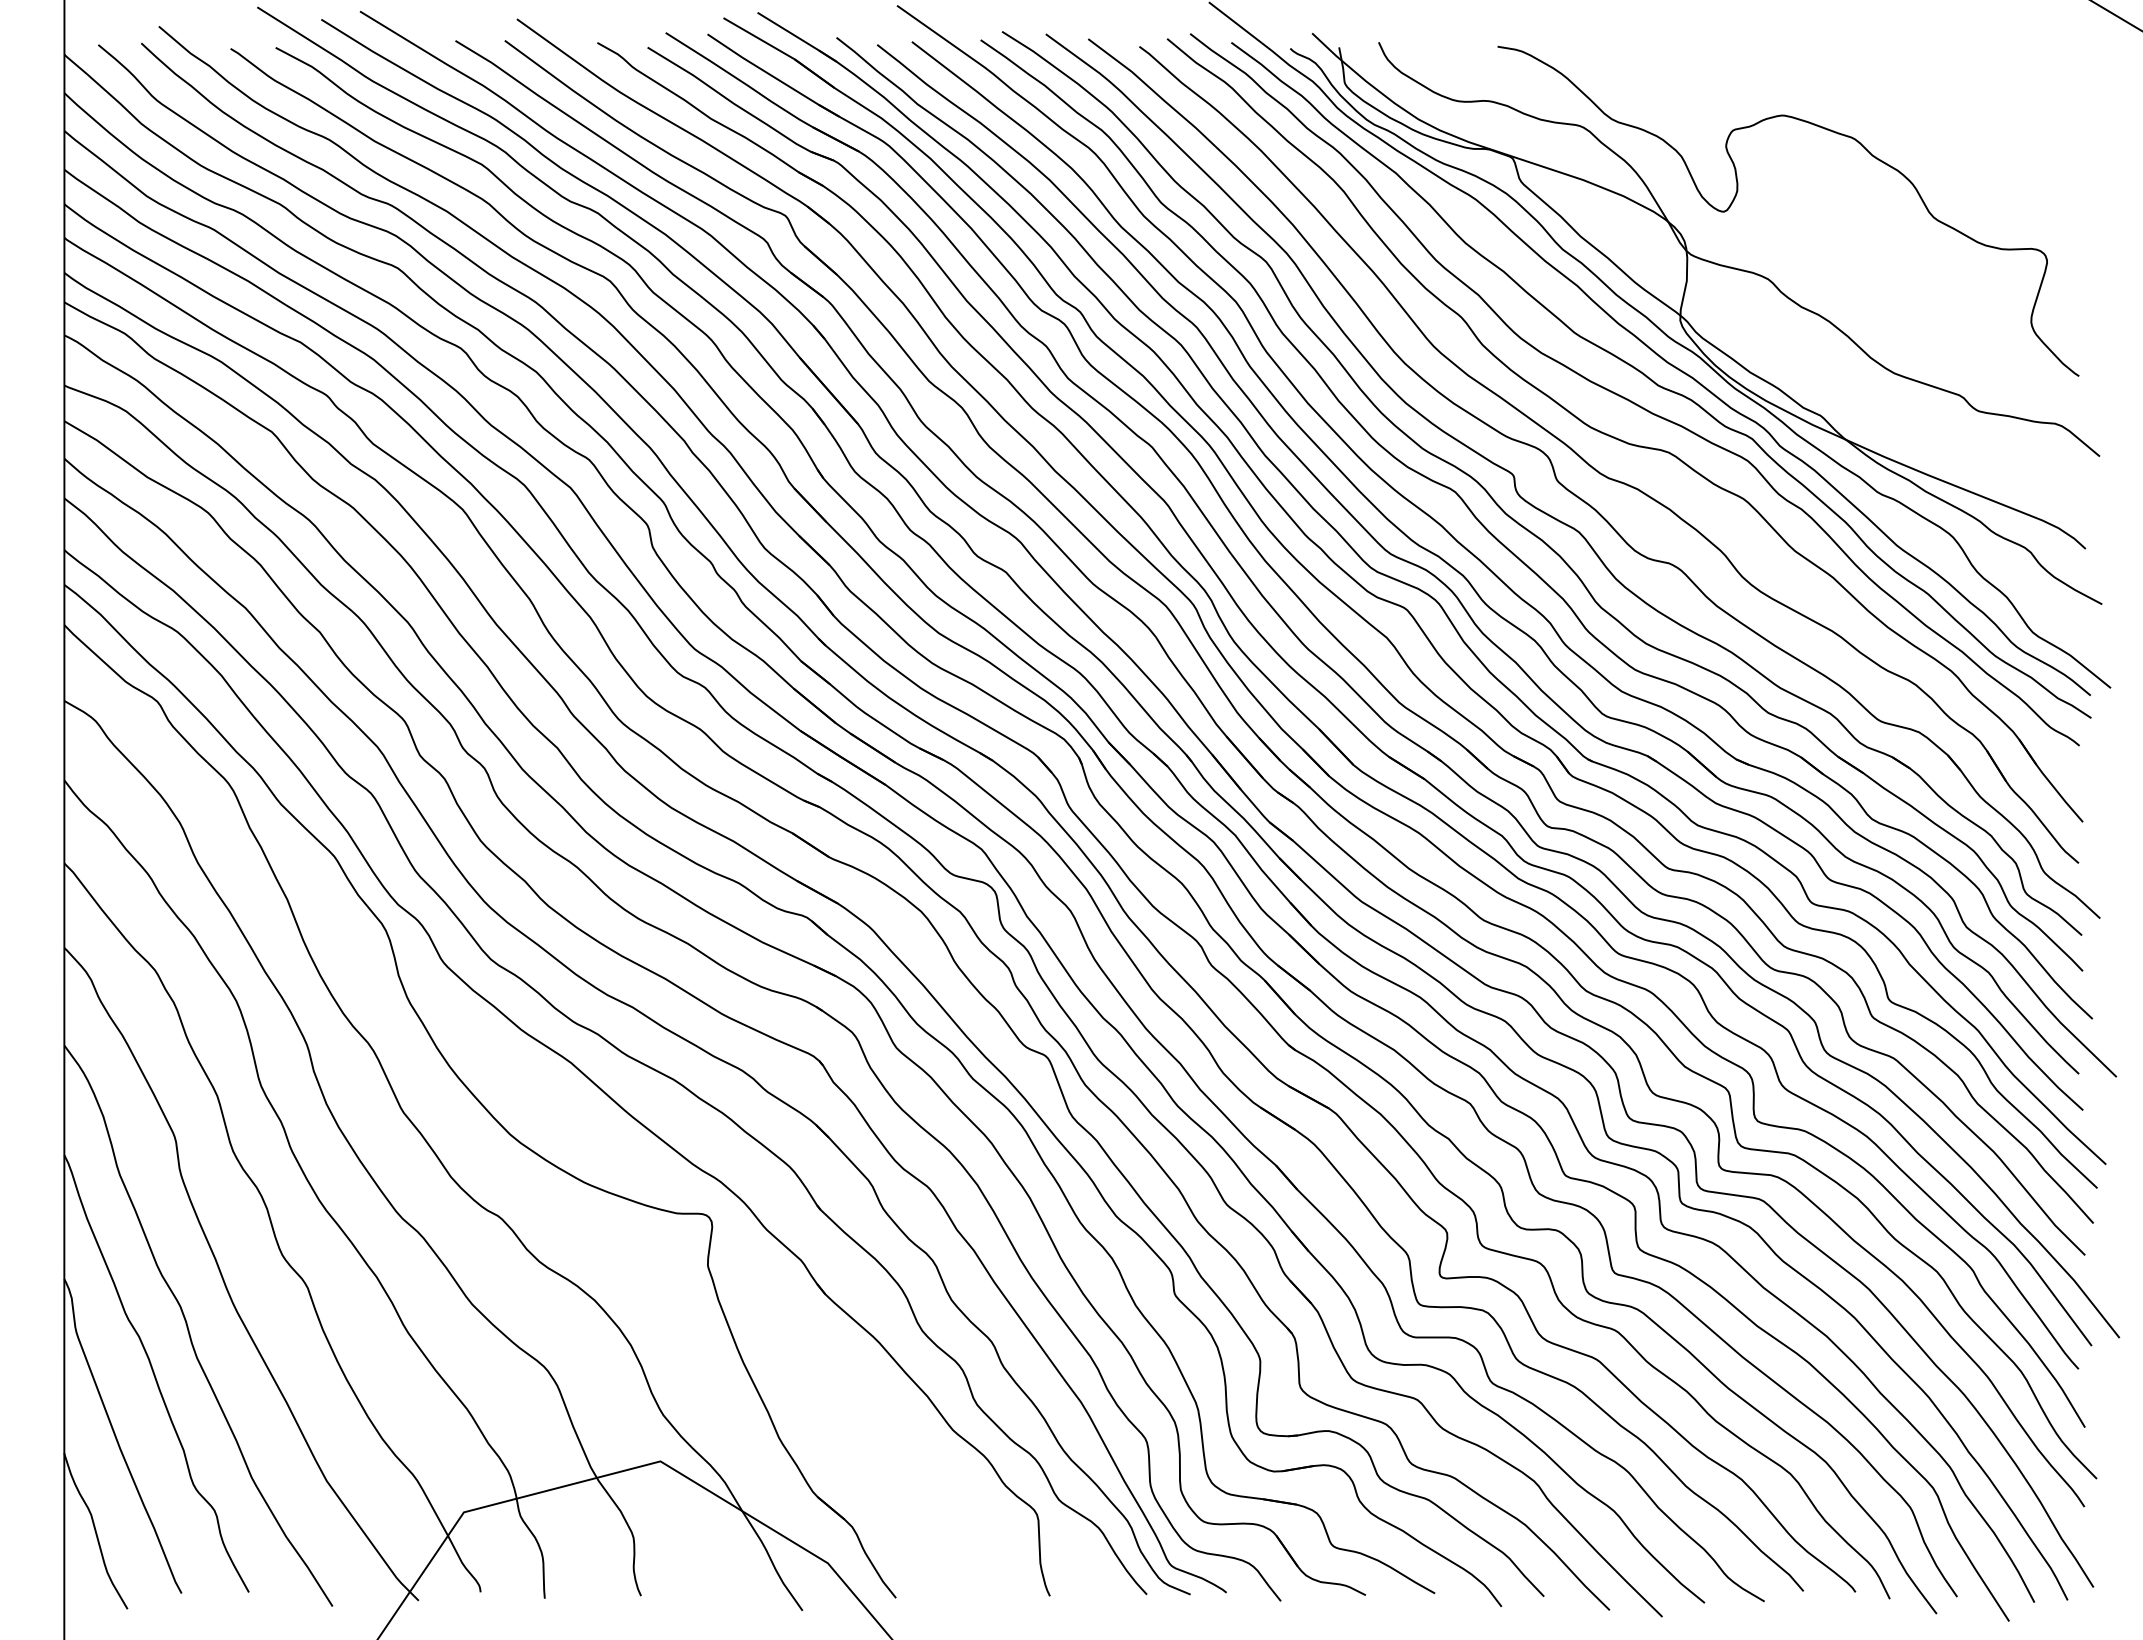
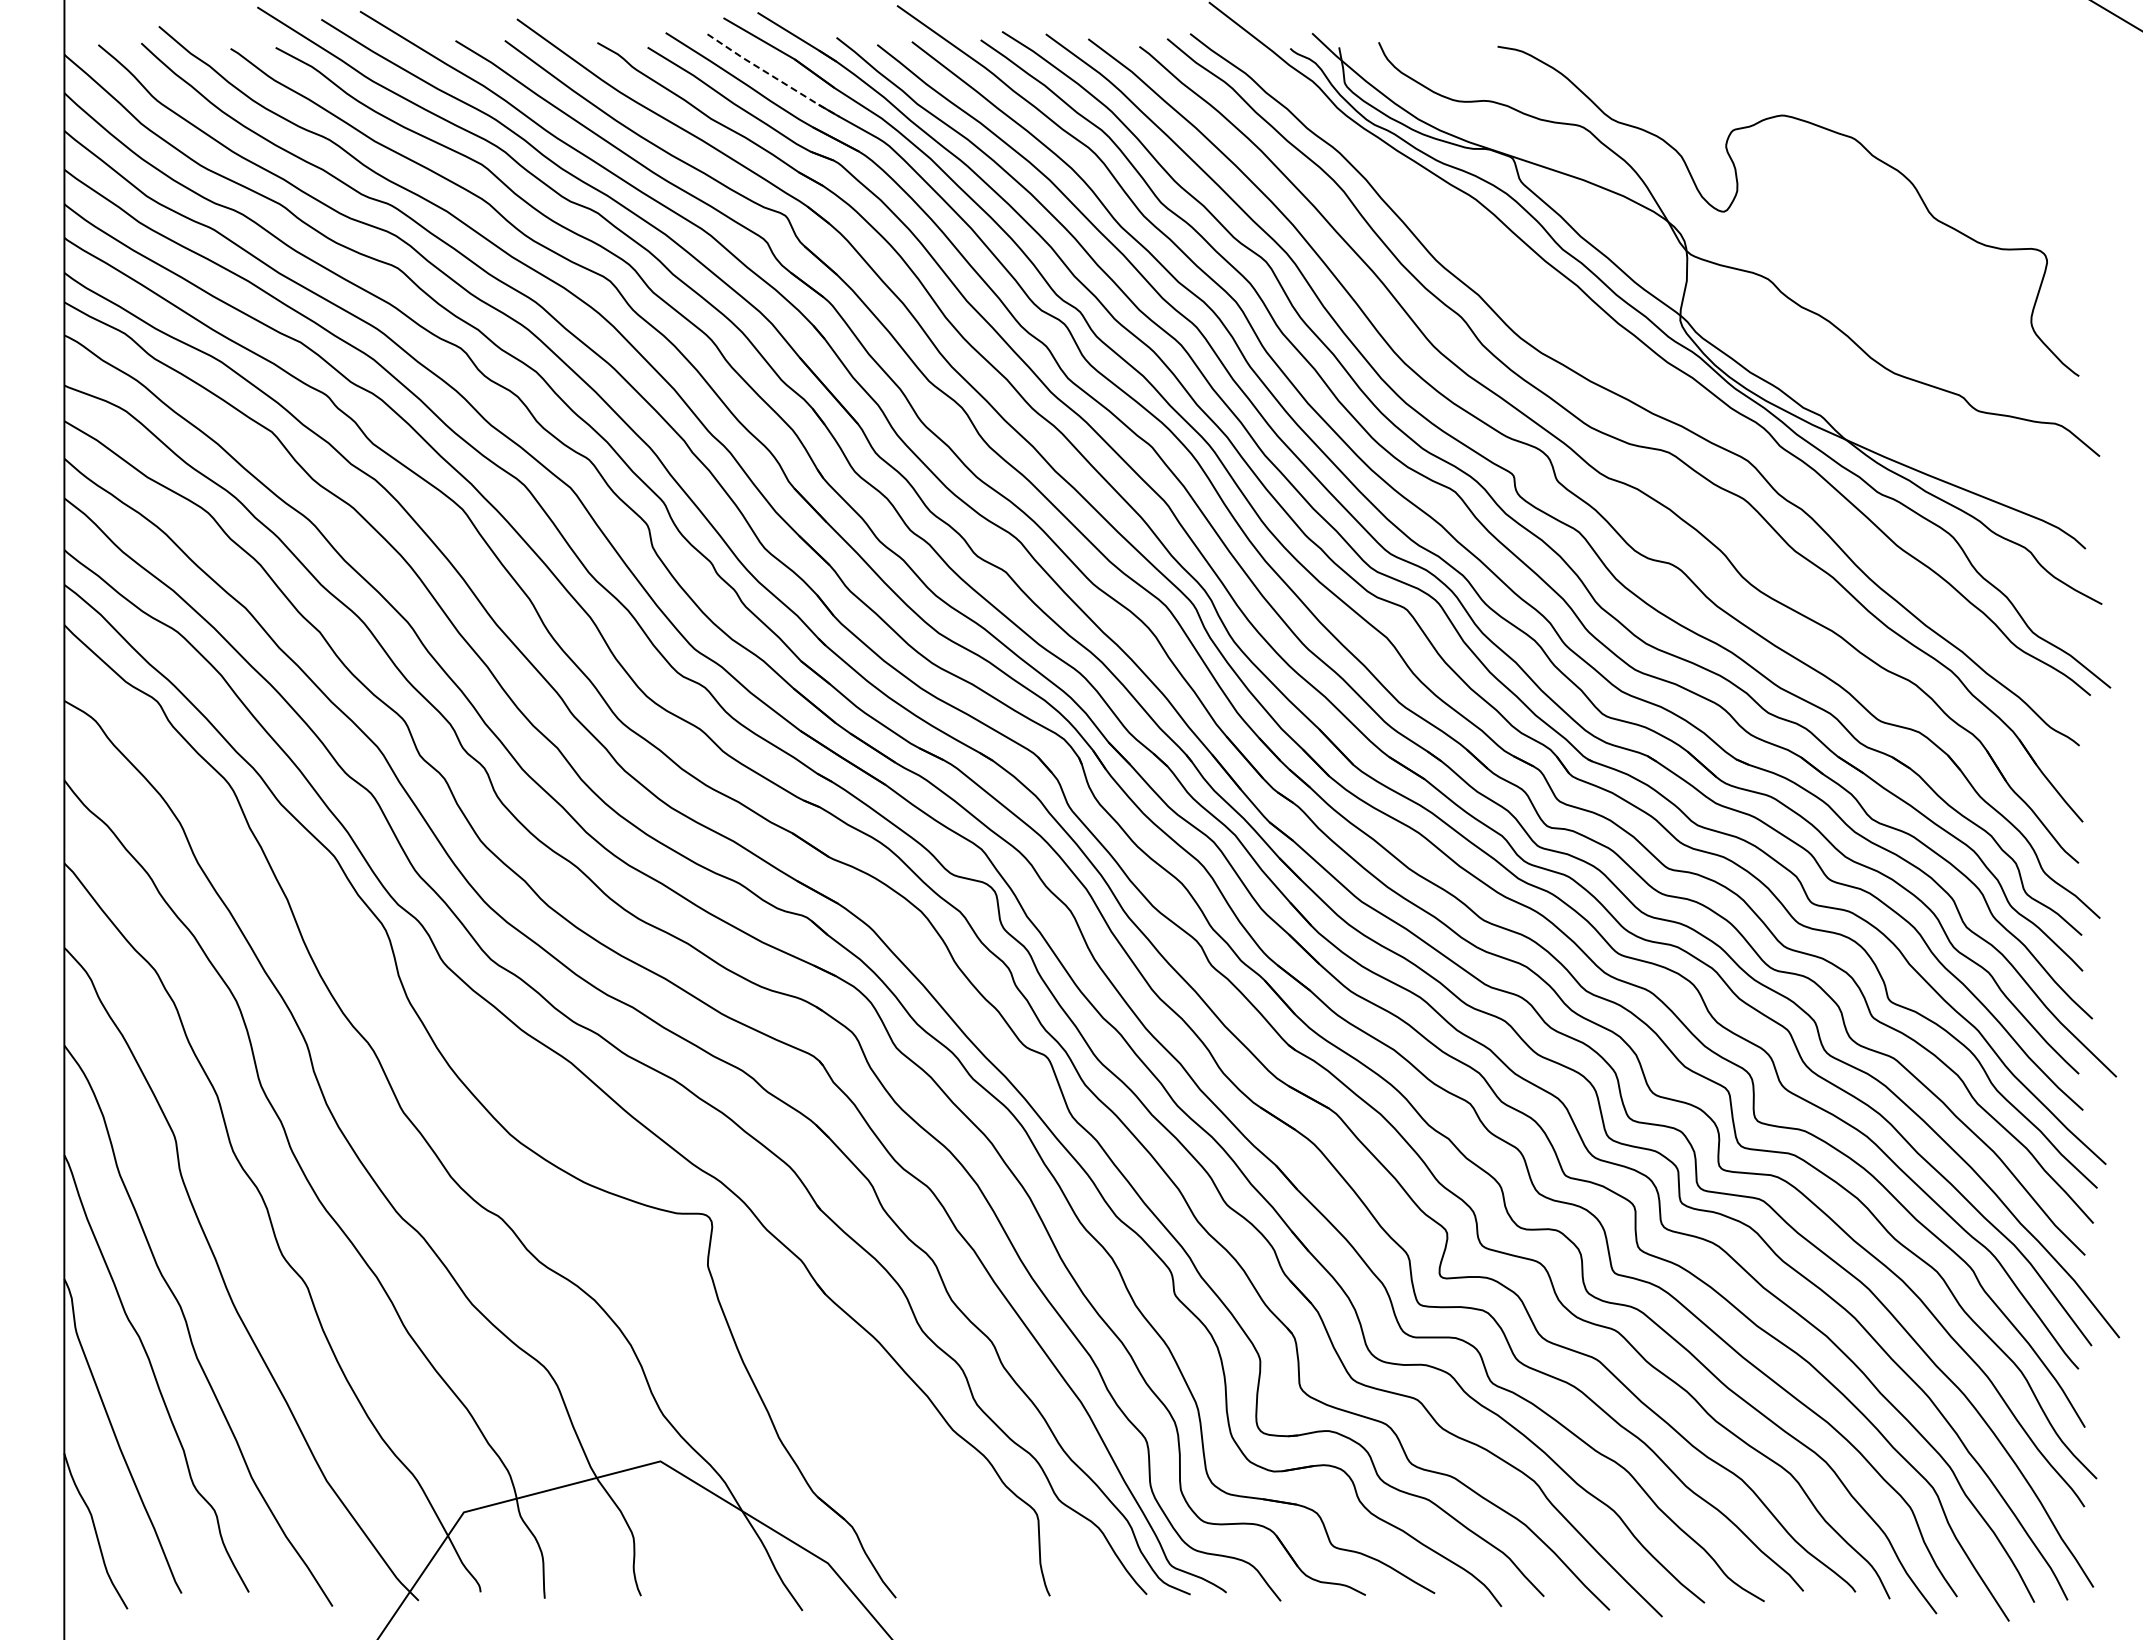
line: solid -> dashed (773, 76)
curve: present -> none (1657, 383)
